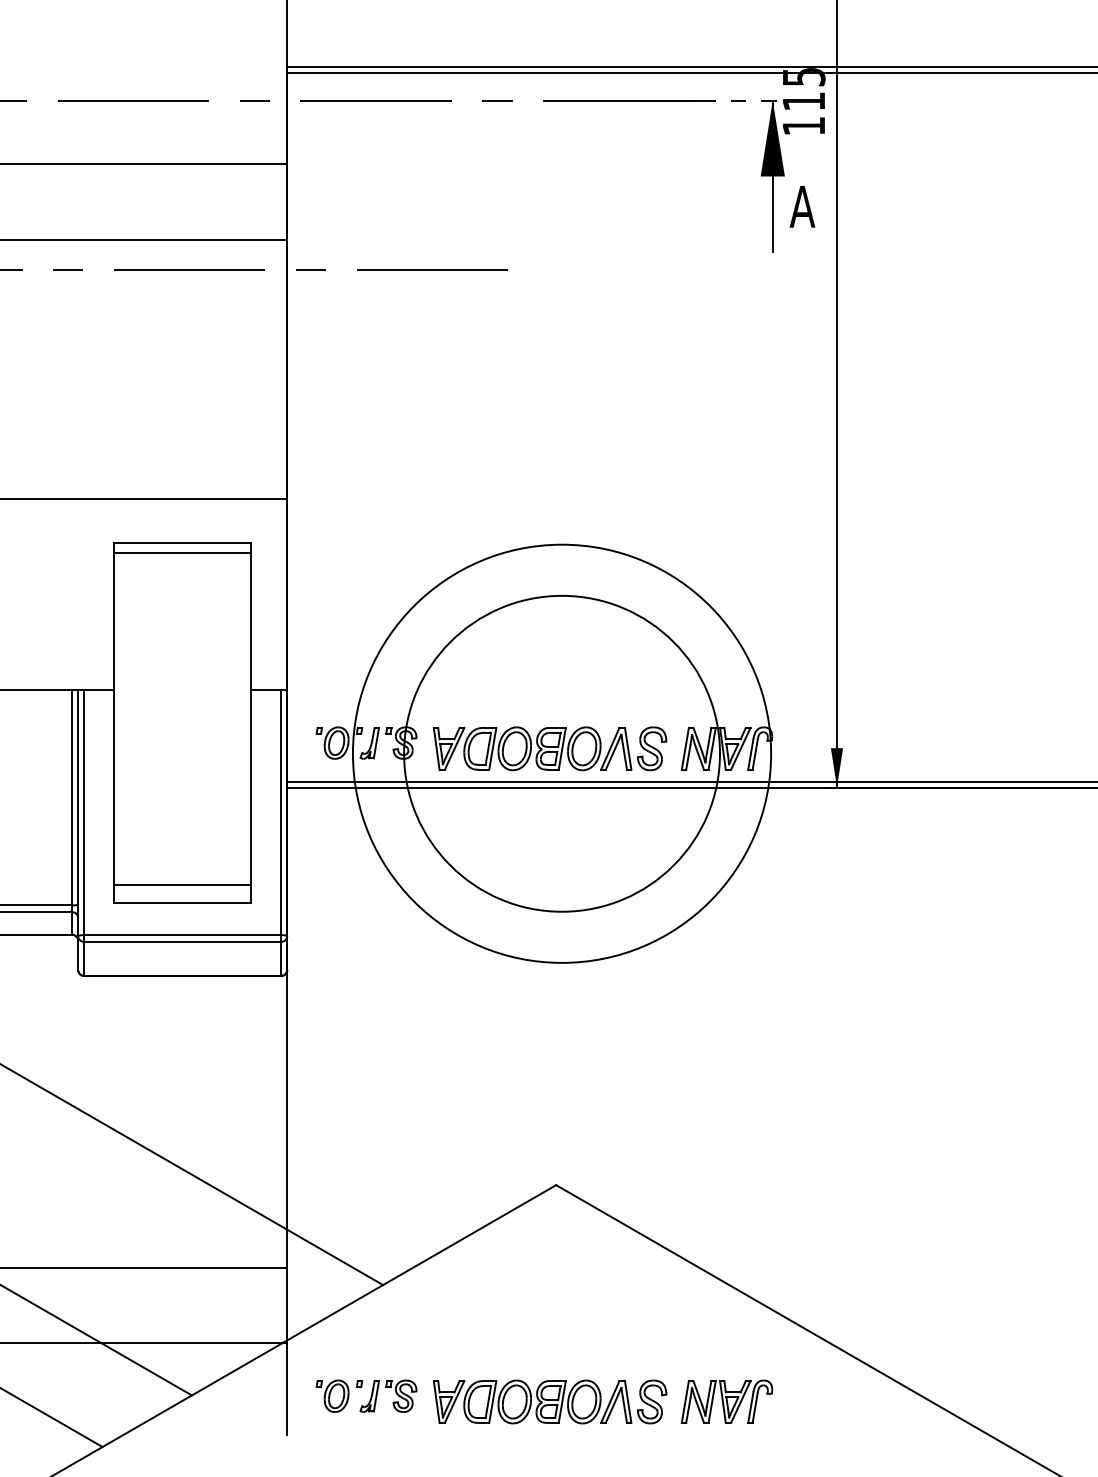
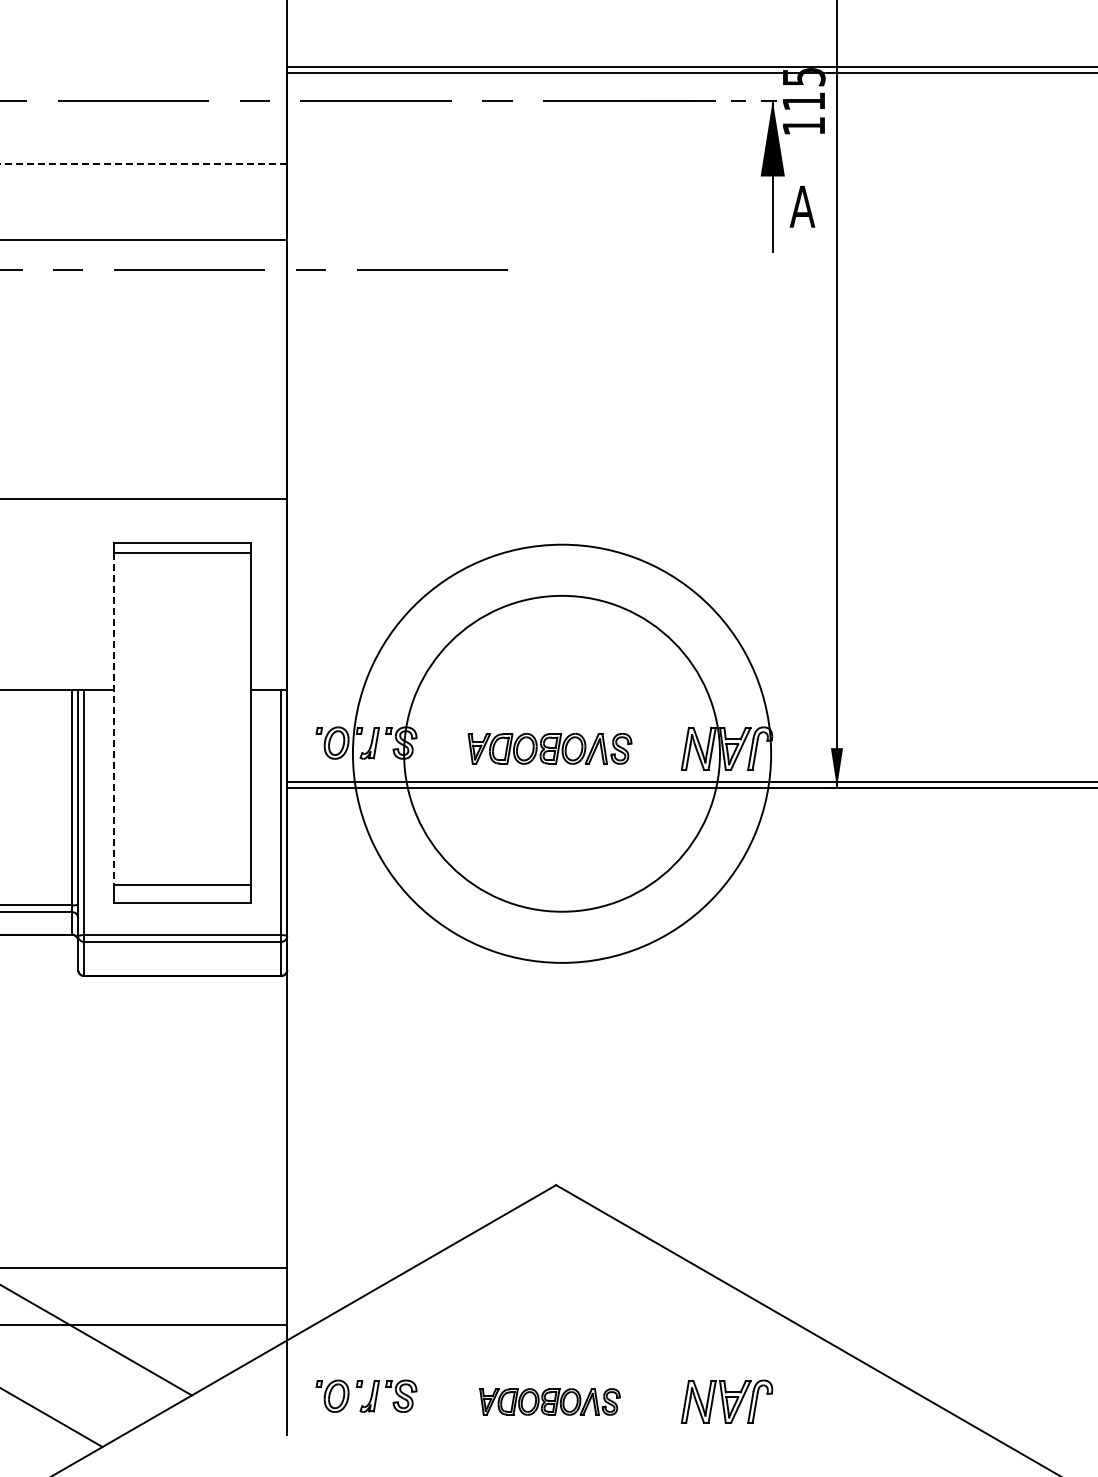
line: solid -> dashed (143, 164)
line: solid -> dashed (113, 719)
part size: 236x46 px -> 166x32 px (549, 748)
line: present -> none (192, 1175)
line position: (144, 1343) -> (144, 1325) (144, 1325)
part size: 236x46 px -> 142x28 px (549, 1401)
